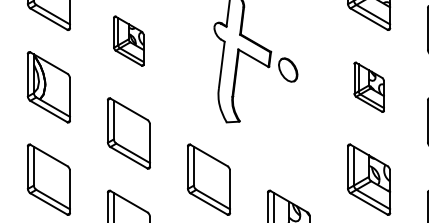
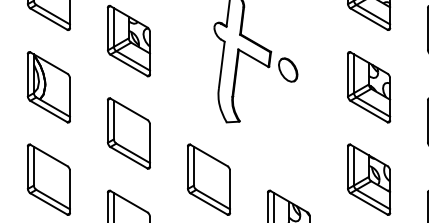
part size: 32x52 px -> 45x73 px (128, 41)
part size: 32x52 px -> 45x73 px (369, 87)
